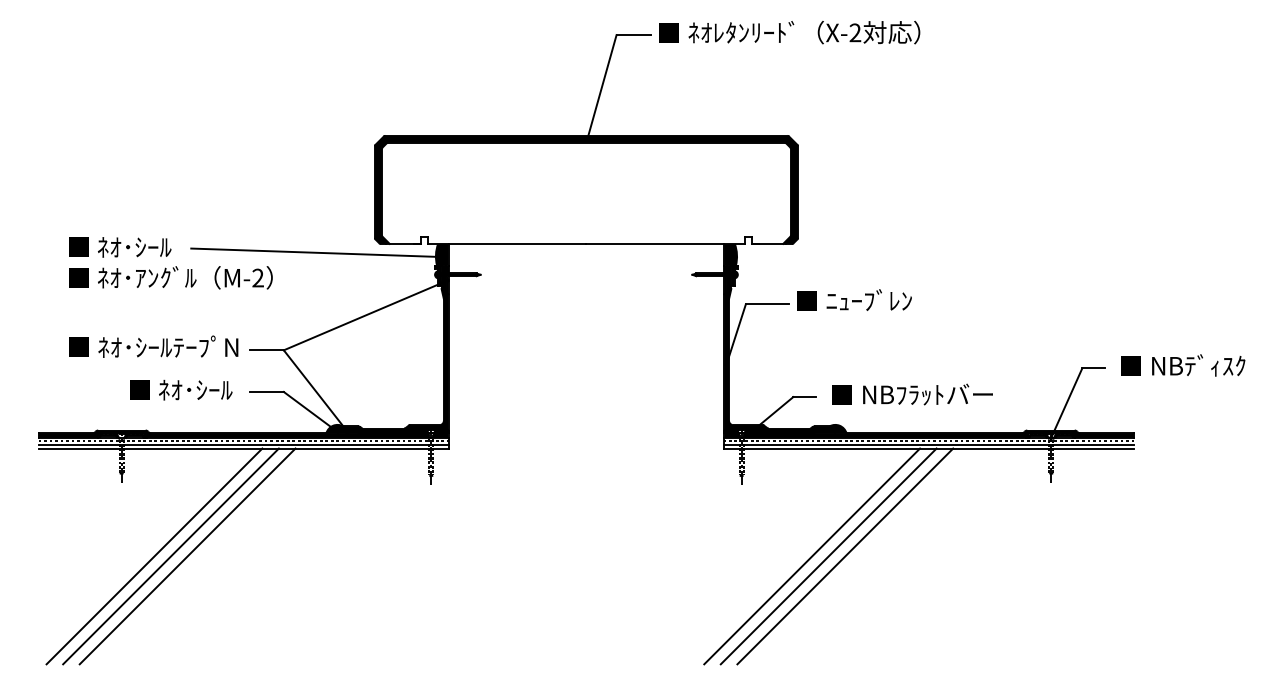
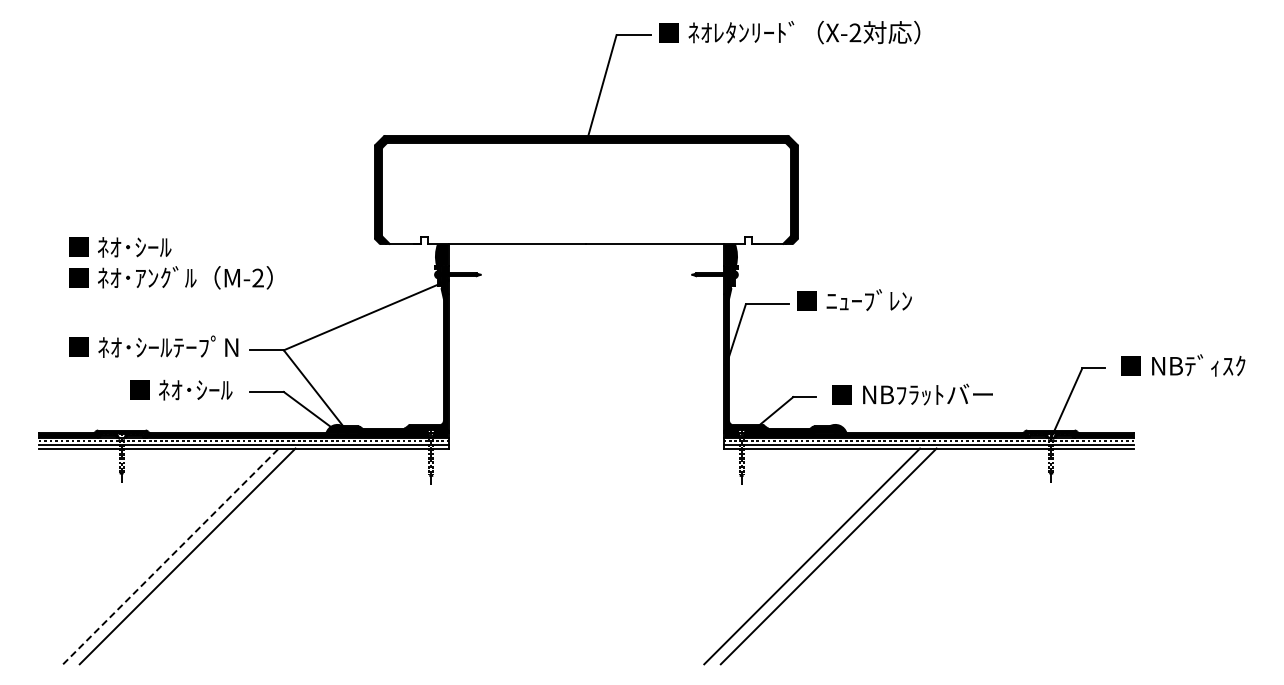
line: present -> none (315, 252)
line: present -> none (154, 556)
line: solid -> dashed (171, 556)
line: present -> none (845, 556)
